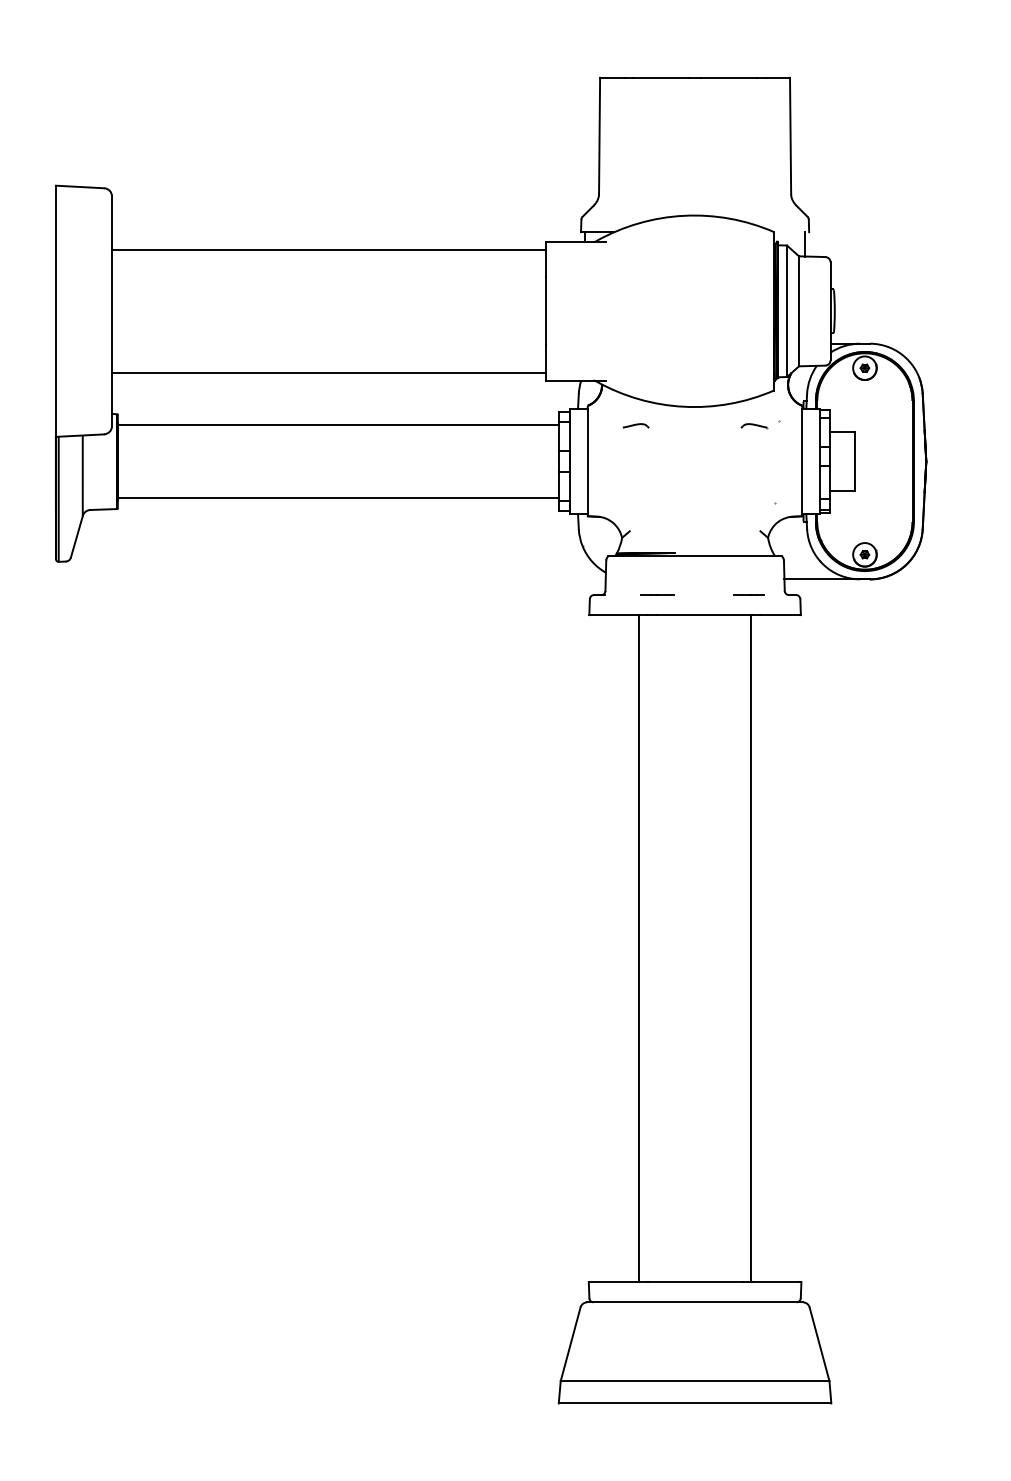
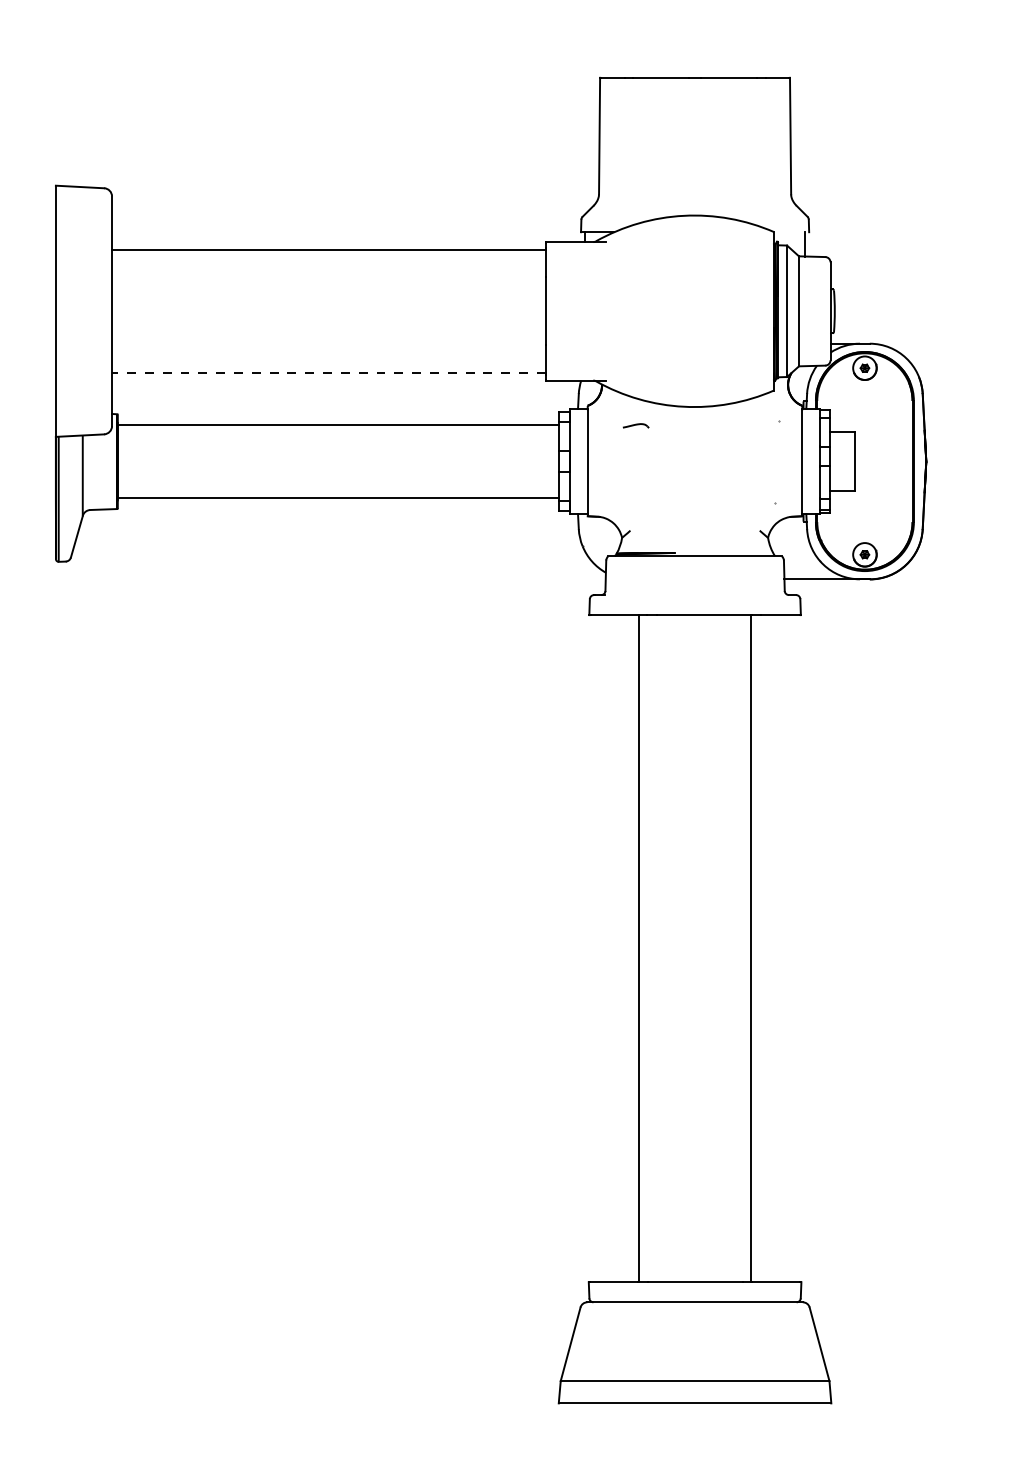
line: solid -> dashed (328, 372)
part: present -> none (754, 426)
line: present -> none (657, 594)
line: present -> none (748, 594)
